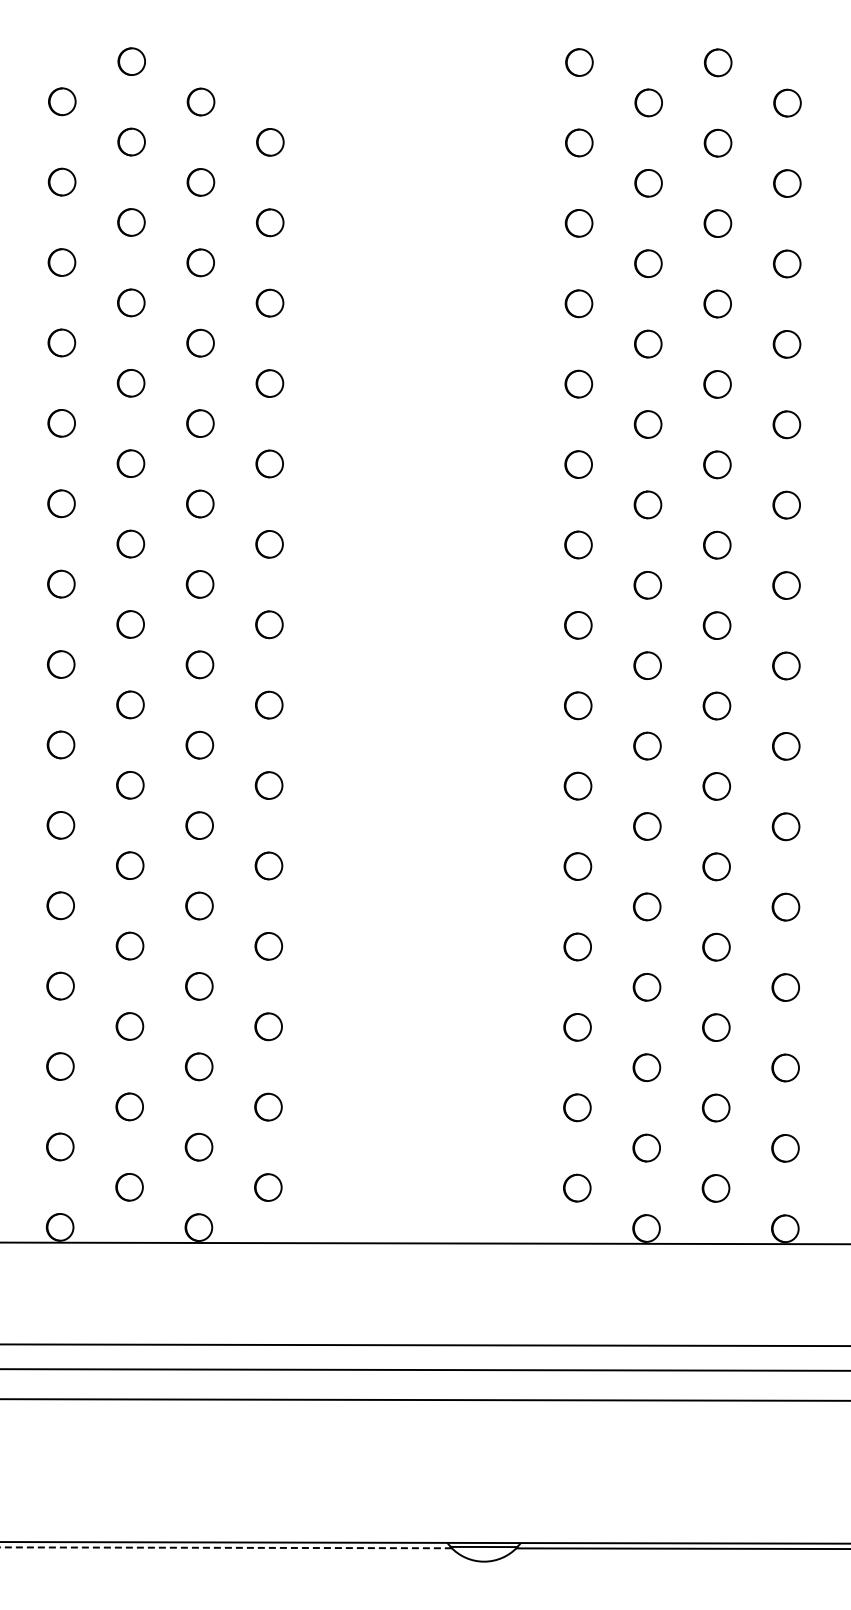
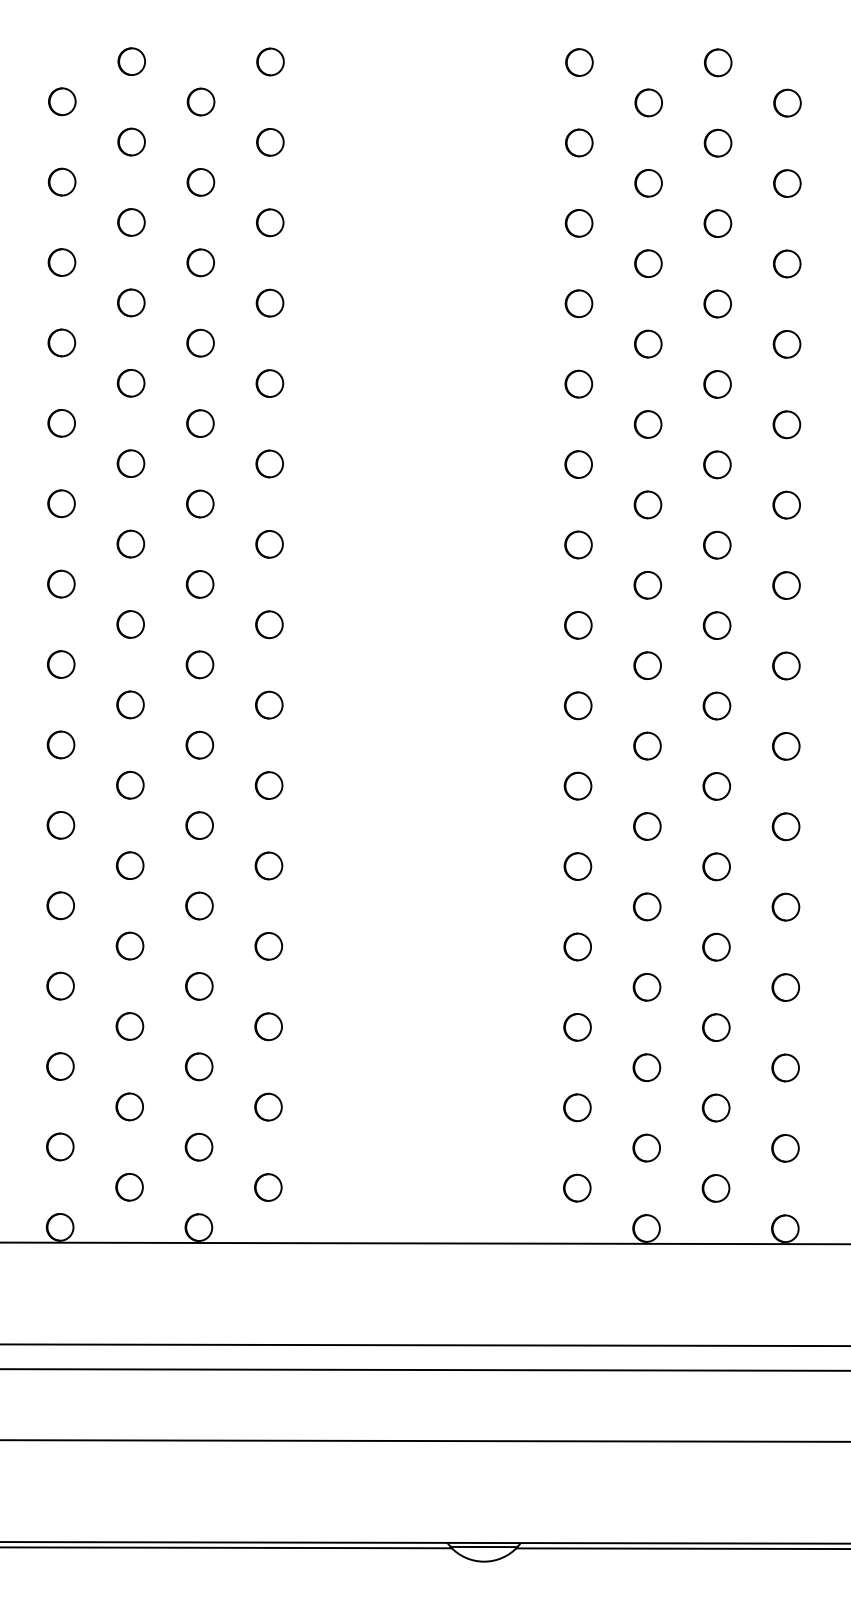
part: none -> present (270, 61)
line position: (424, 1399) -> (424, 1440) (424, 1440)
line: dashed -> solid (225, 1547)
